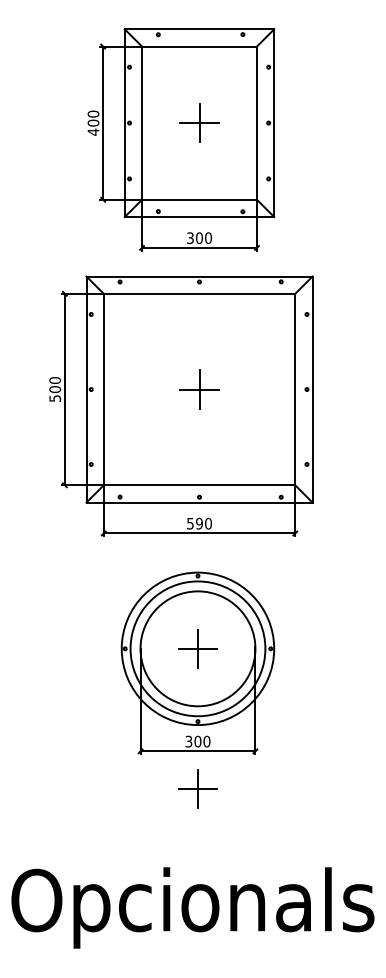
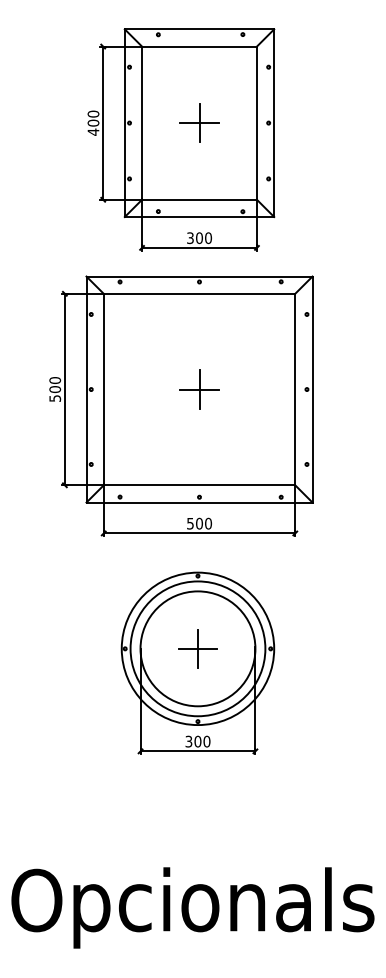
text: 590 -> 500 (199, 523)
part: present -> none (197, 788)
